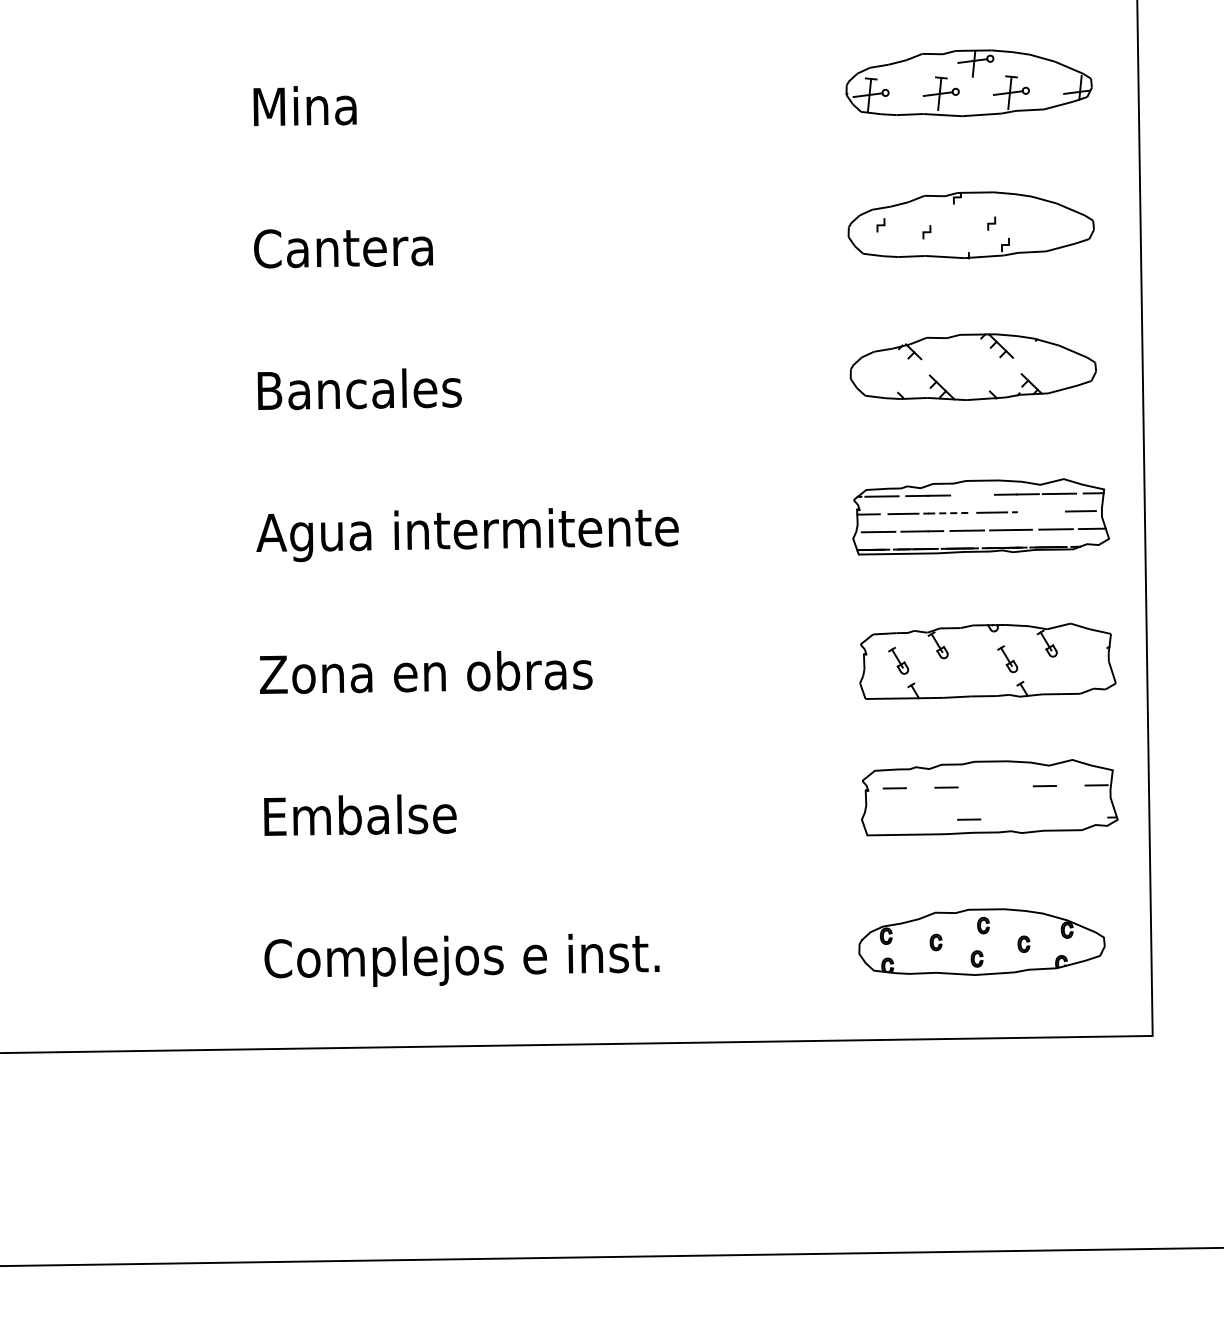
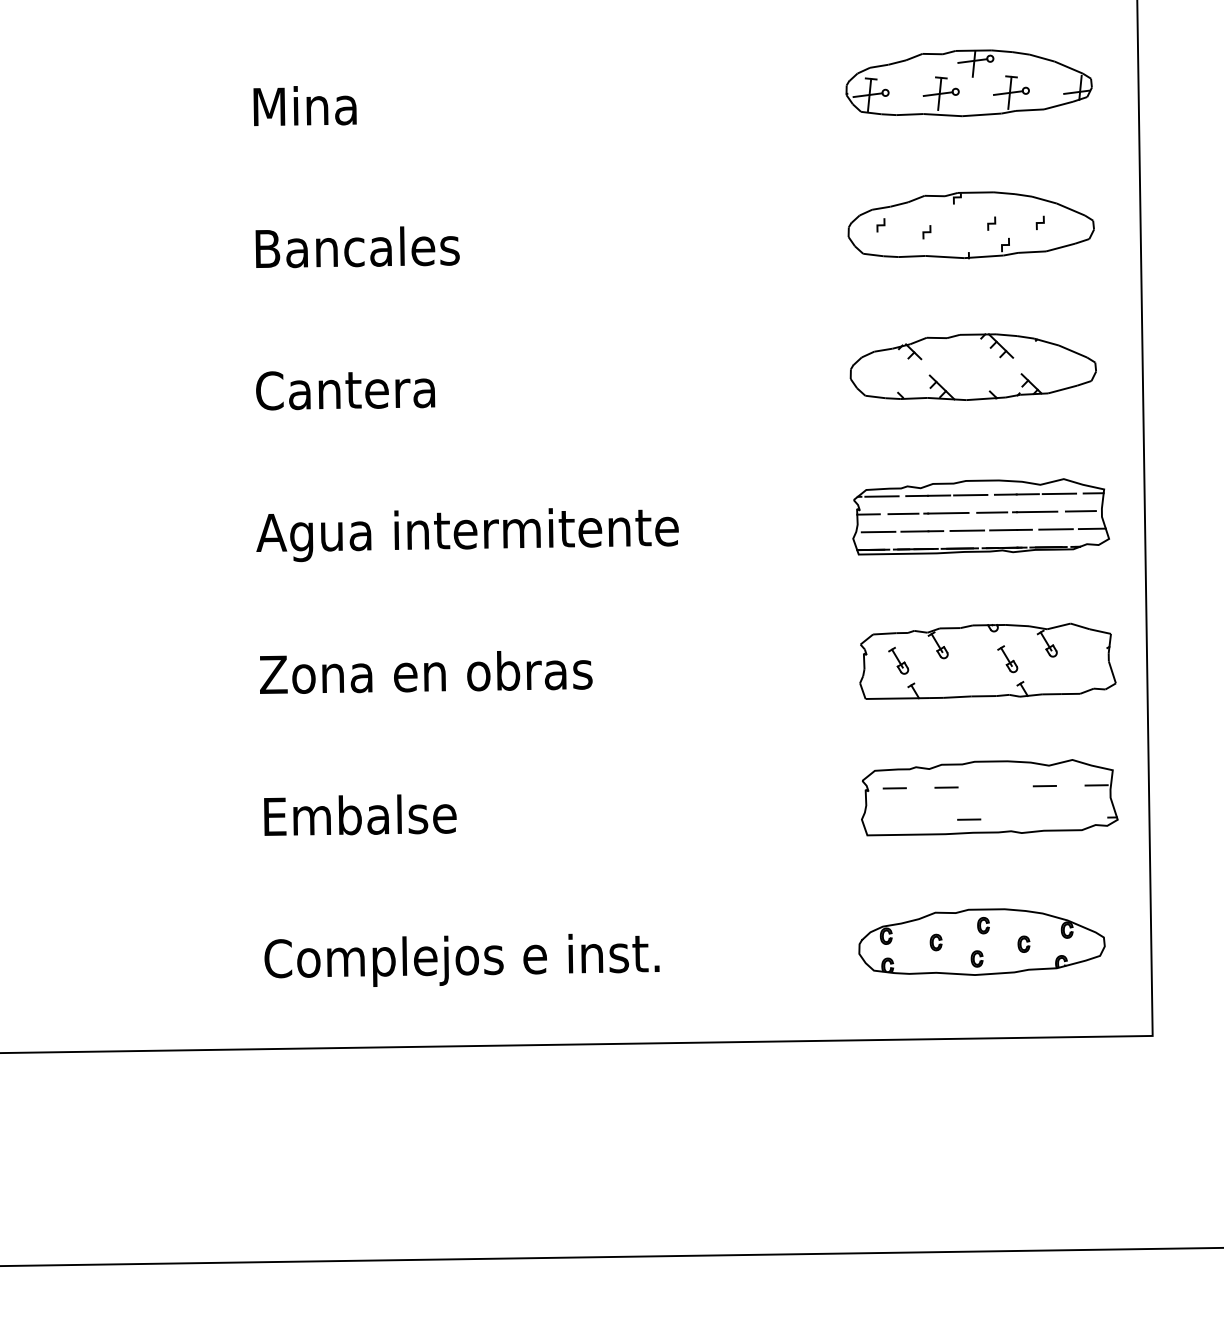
line: none -> present (1039, 222)
text: Cantera -> Bancales (356, 247)
text: Bancales -> Cantera (358, 389)
line: none -> present (970, 494)
line: none -> present (1036, 511)
line: dashed -> solid (948, 513)
